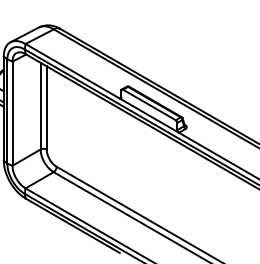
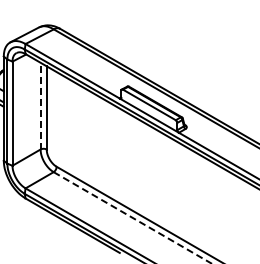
line: solid -> dashed (40, 105)
line: solid -> dashed (133, 218)
